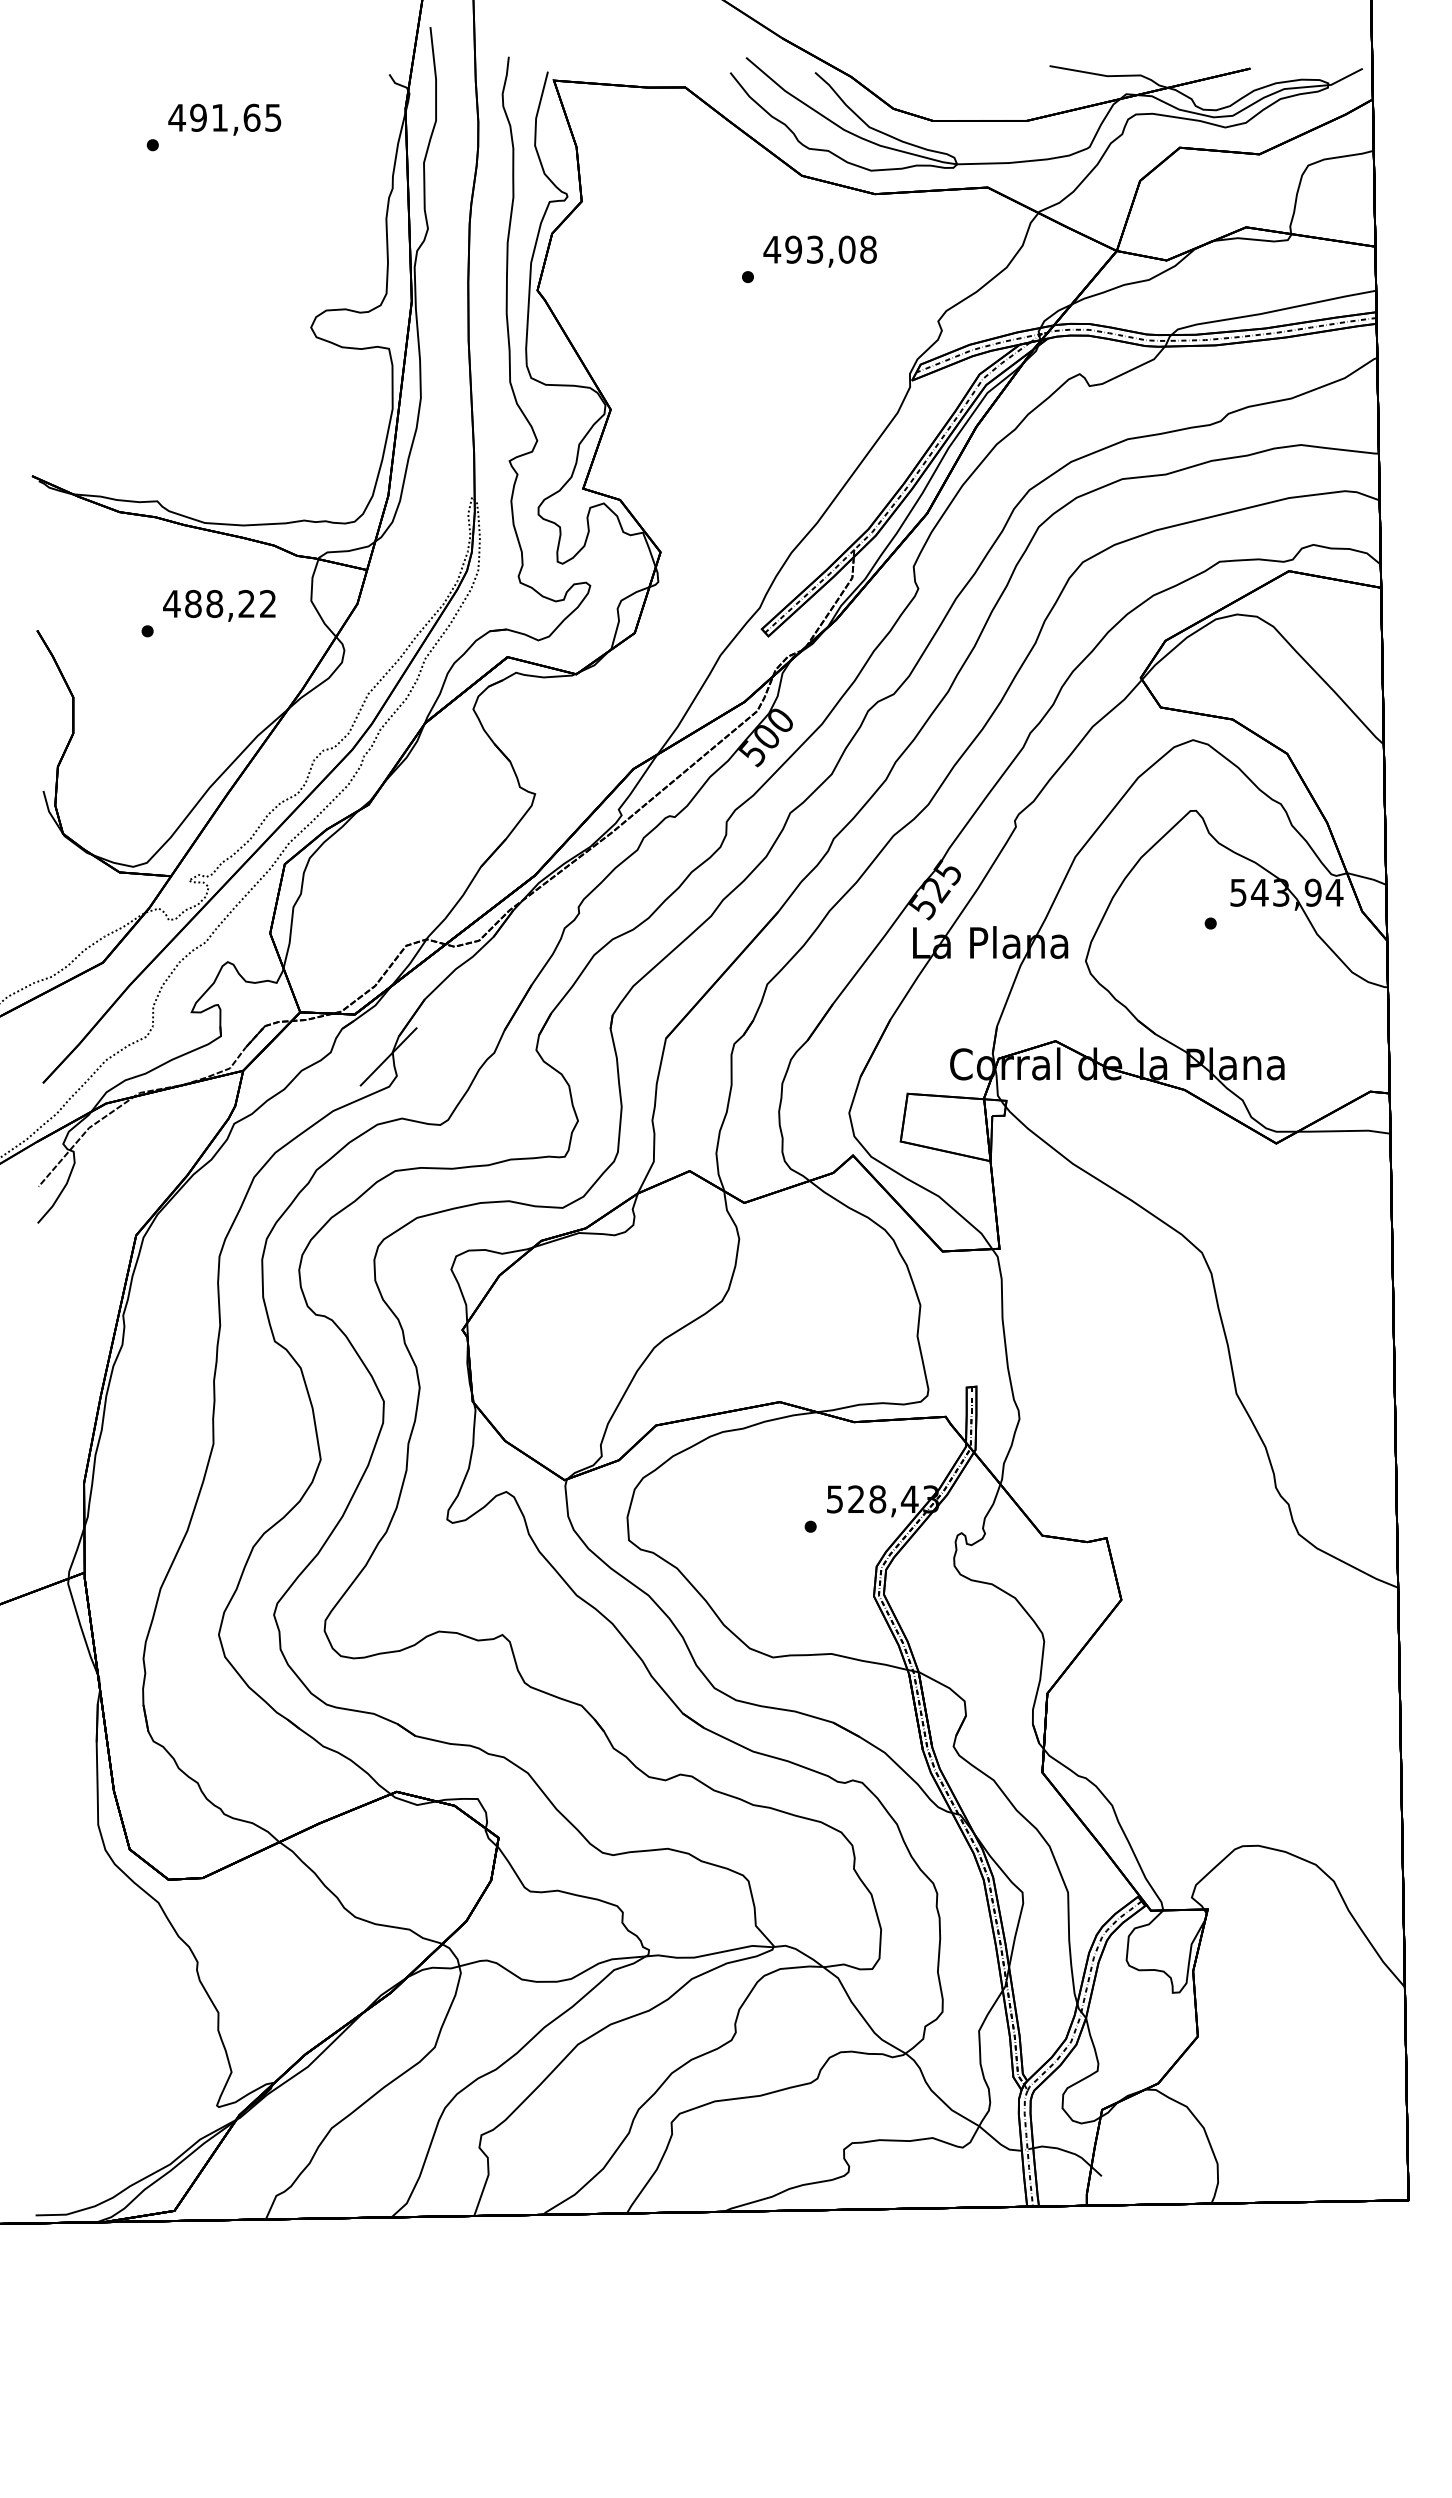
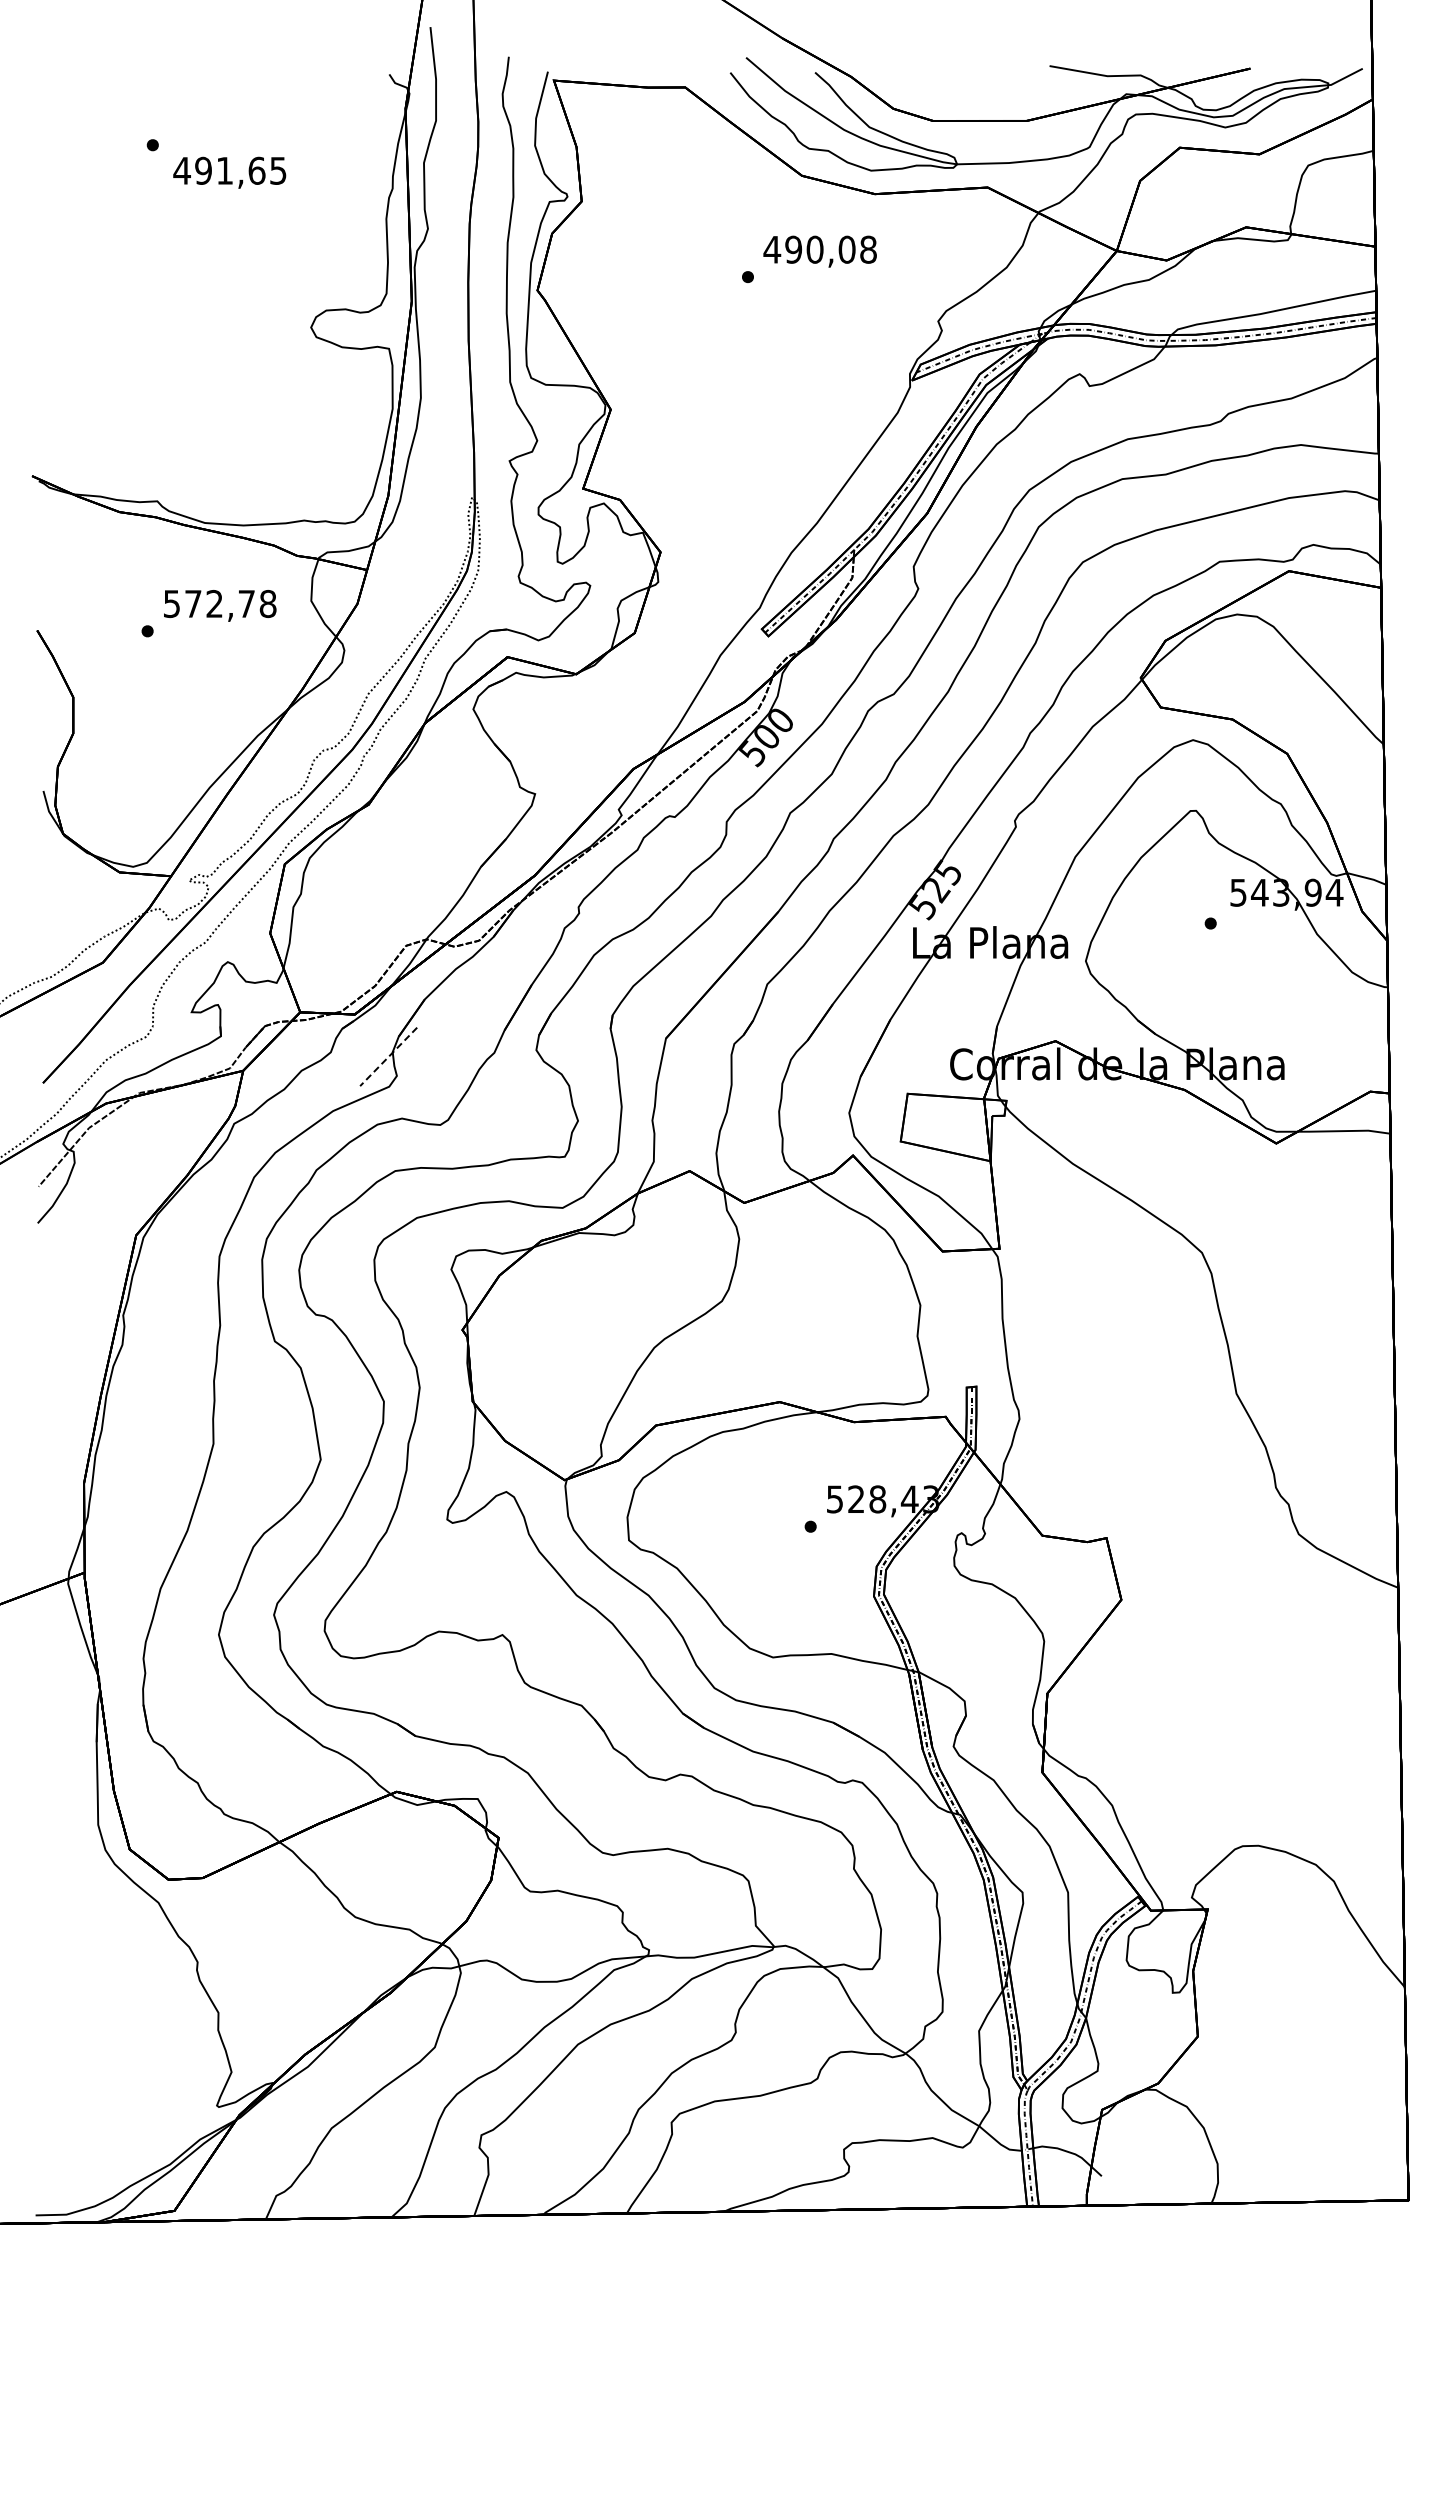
text position: (224, 119) -> (229, 172) (229, 172)
text: 493,08 -> 490,08 (814, 249)
text: 488,22 -> 572,78 (219, 603)
line: solid -> dashed (388, 1056)
